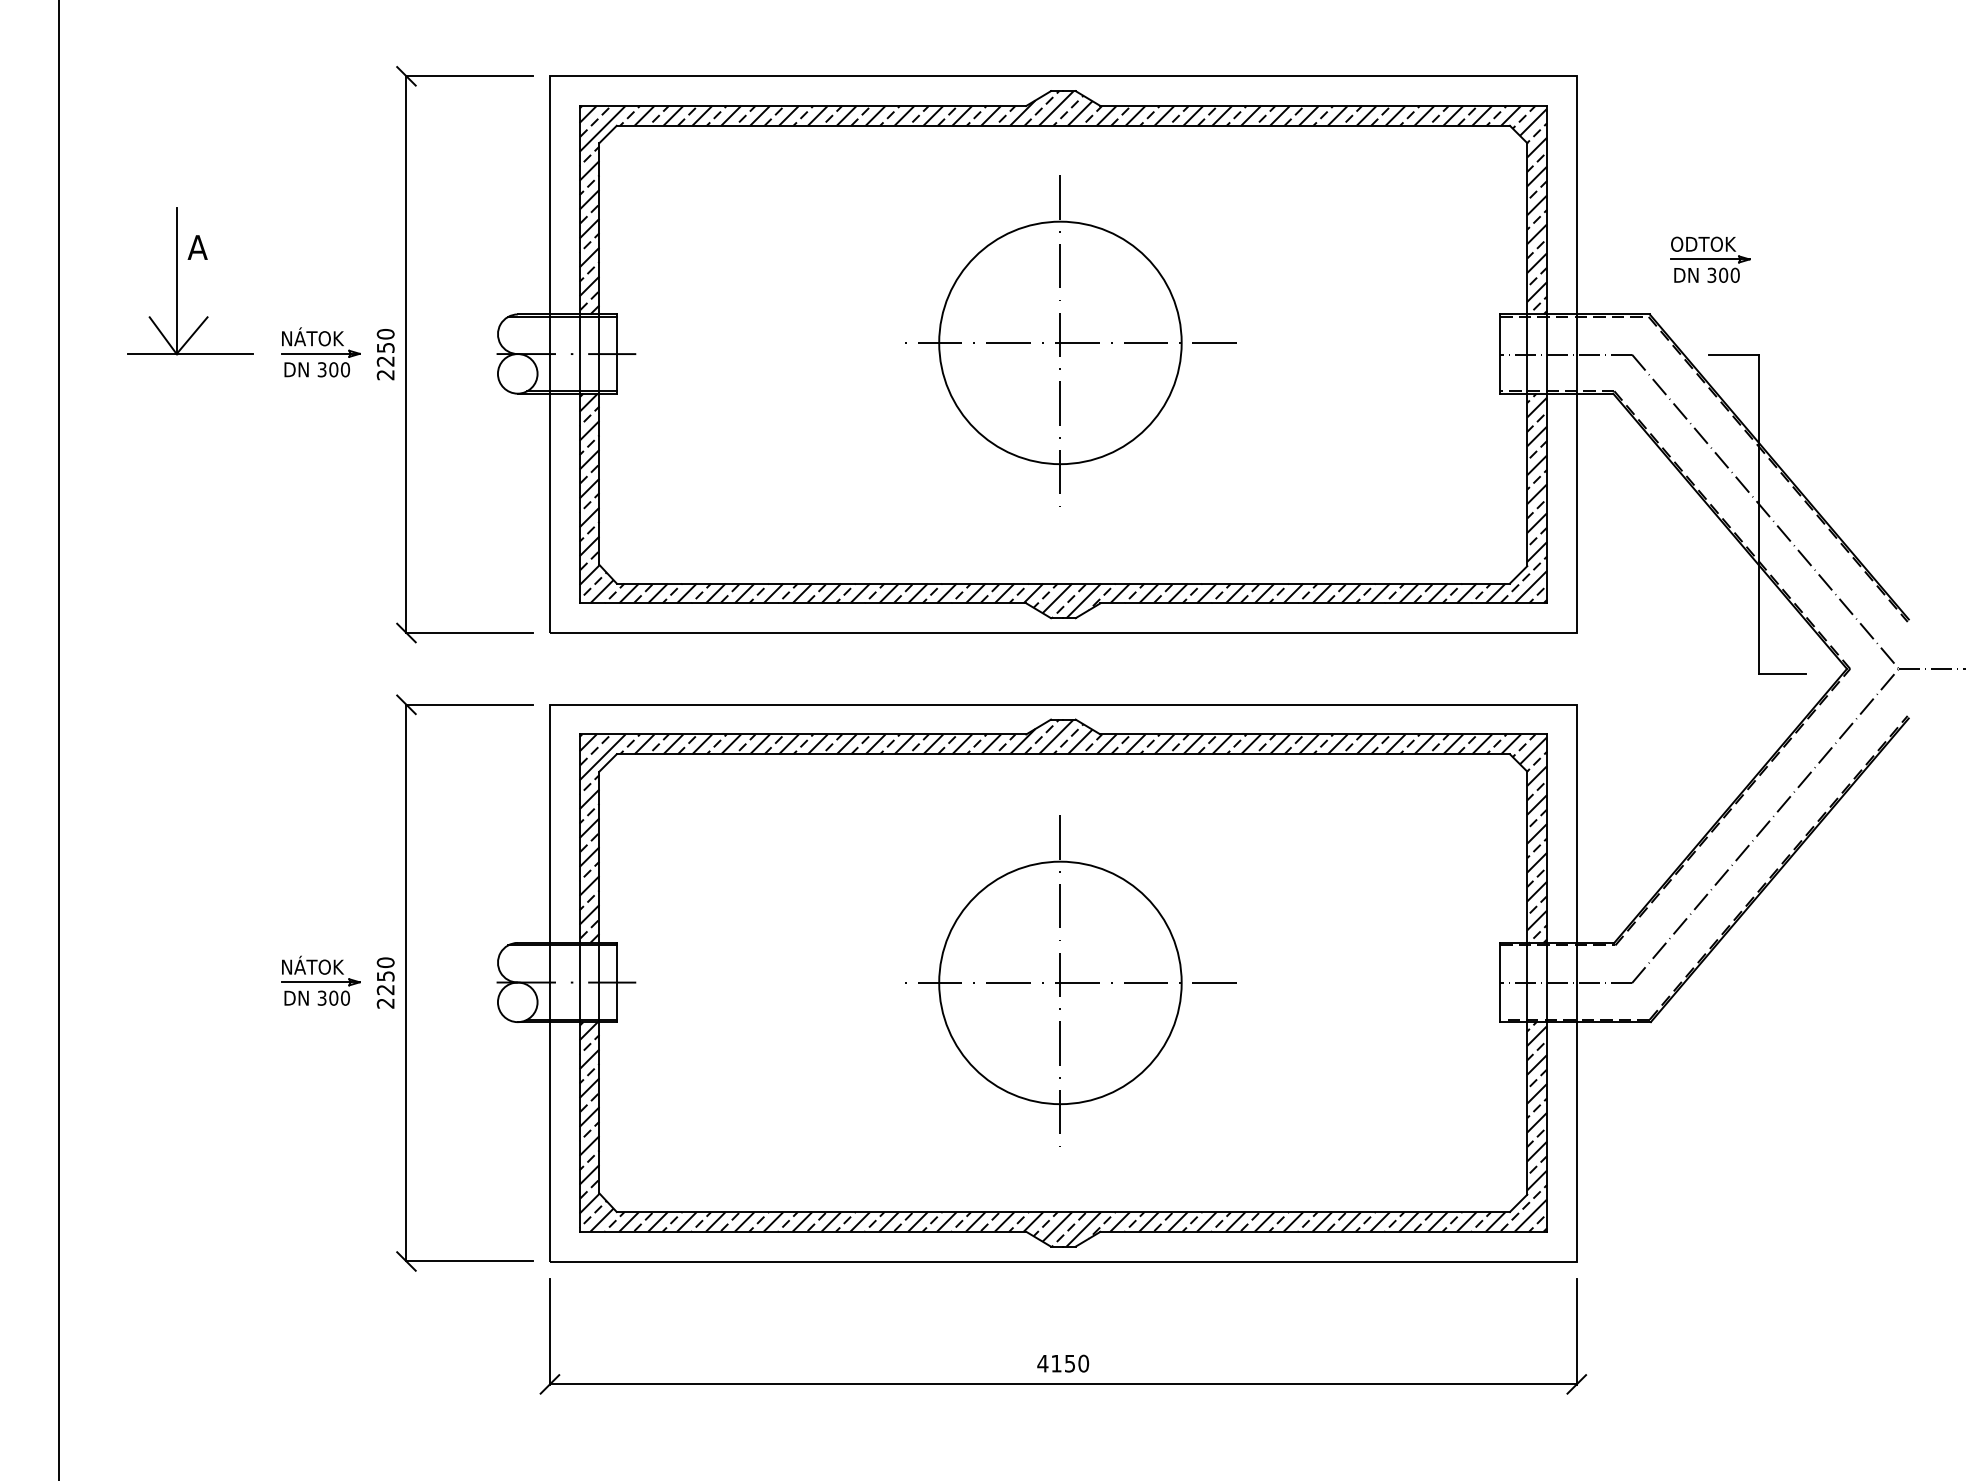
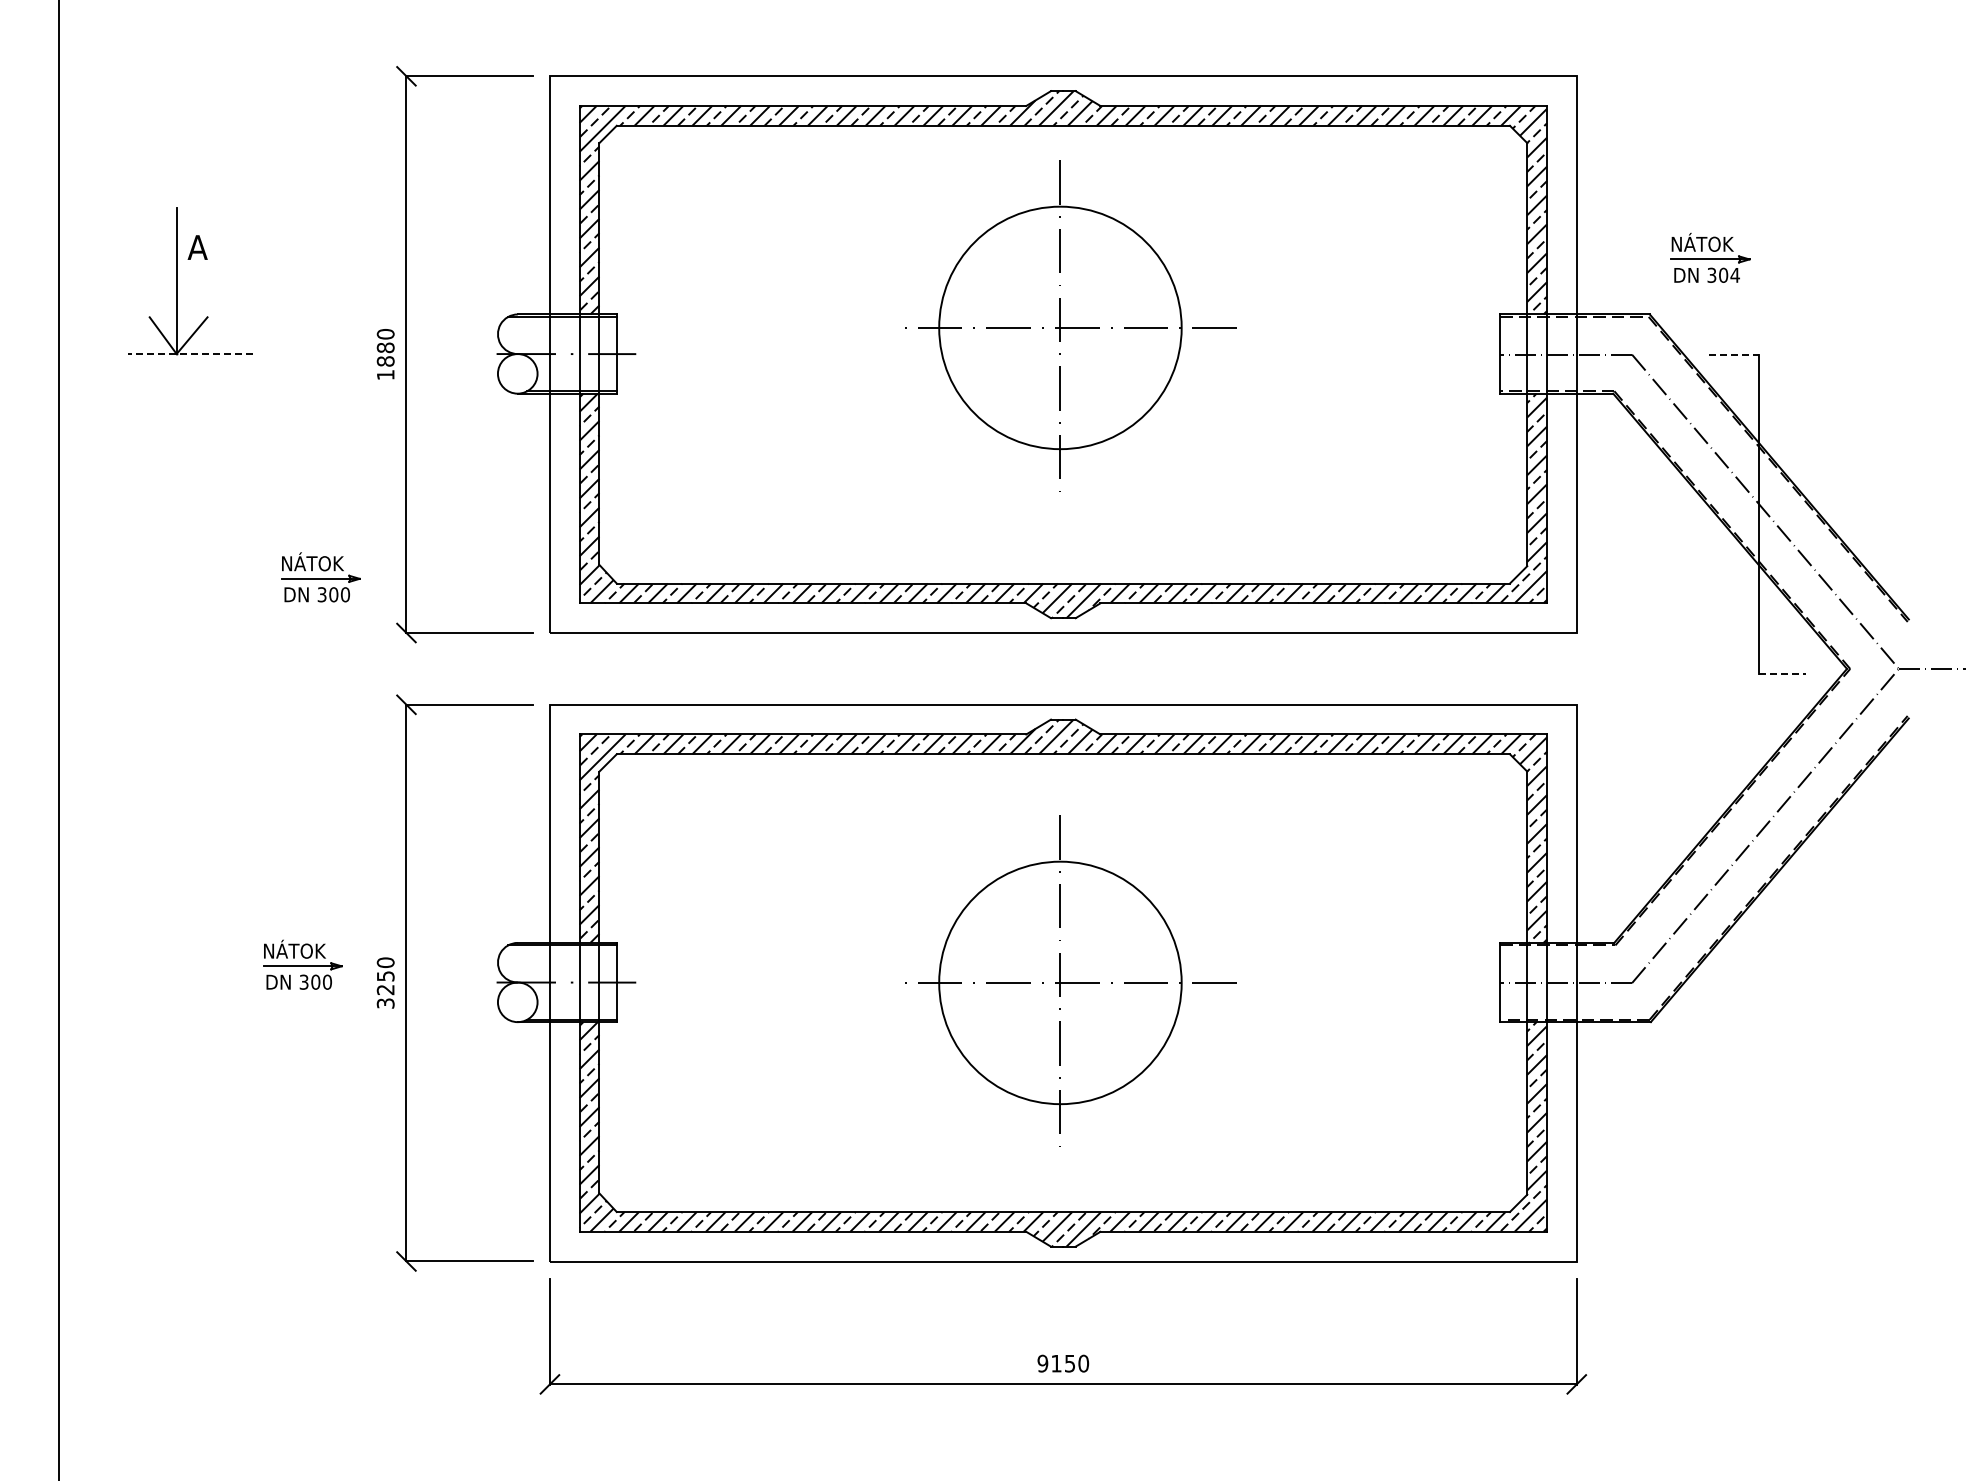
text: ODTOK -> NÁTOK (1703, 241)
text: 300 -> 304 (1734, 274)
part position: (1070, 340) -> (1070, 325) (1070, 325)
part position: (320, 352) -> (320, 577) (320, 577)
line: solid -> dashed (190, 354)
line: solid -> dashed (1734, 354)
text: 2250 -> 1880 (385, 361)
line: solid -> dashed (1782, 673)
part position: (320, 980) -> (302, 964) (302, 964)
text: 2250 -> 3250 (385, 1003)
text: 4150 -> 9150 (1042, 1363)
